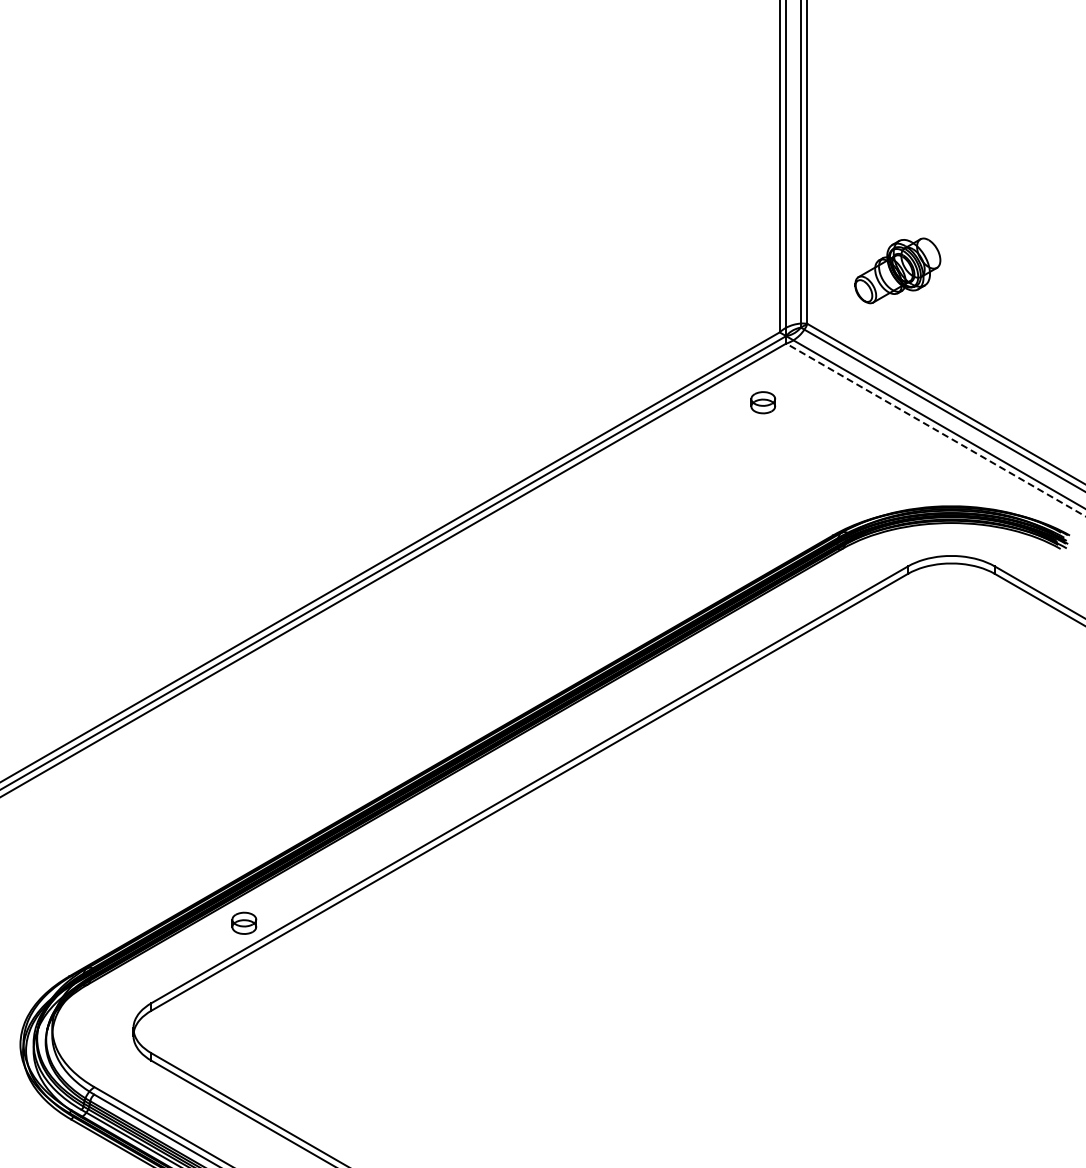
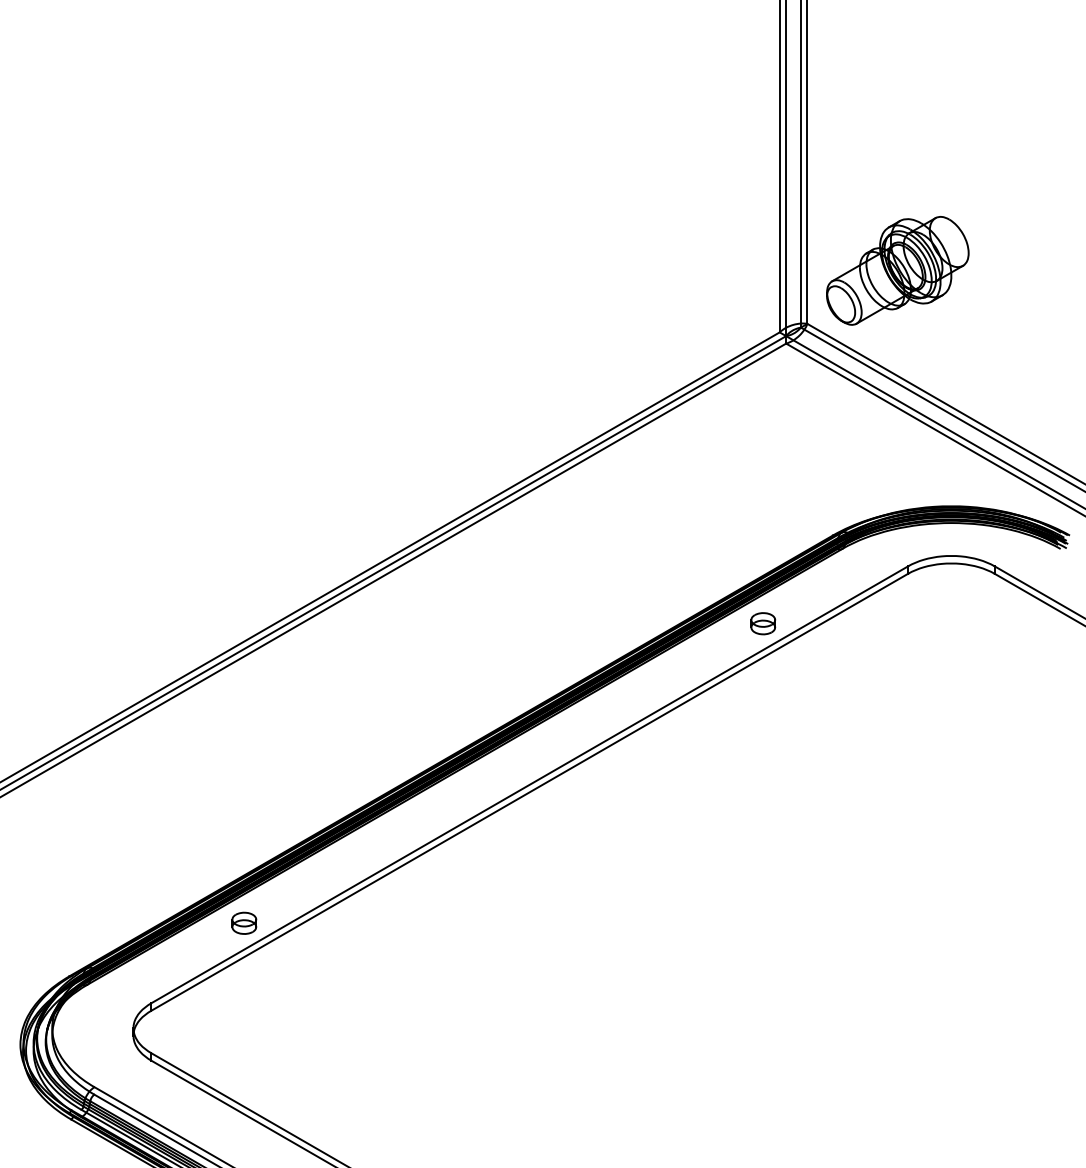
part size: 88x68 px -> 144x110 px (897, 270)
part position: (763, 402) -> (763, 623) (763, 623)
line: dashed -> solid (935, 430)
